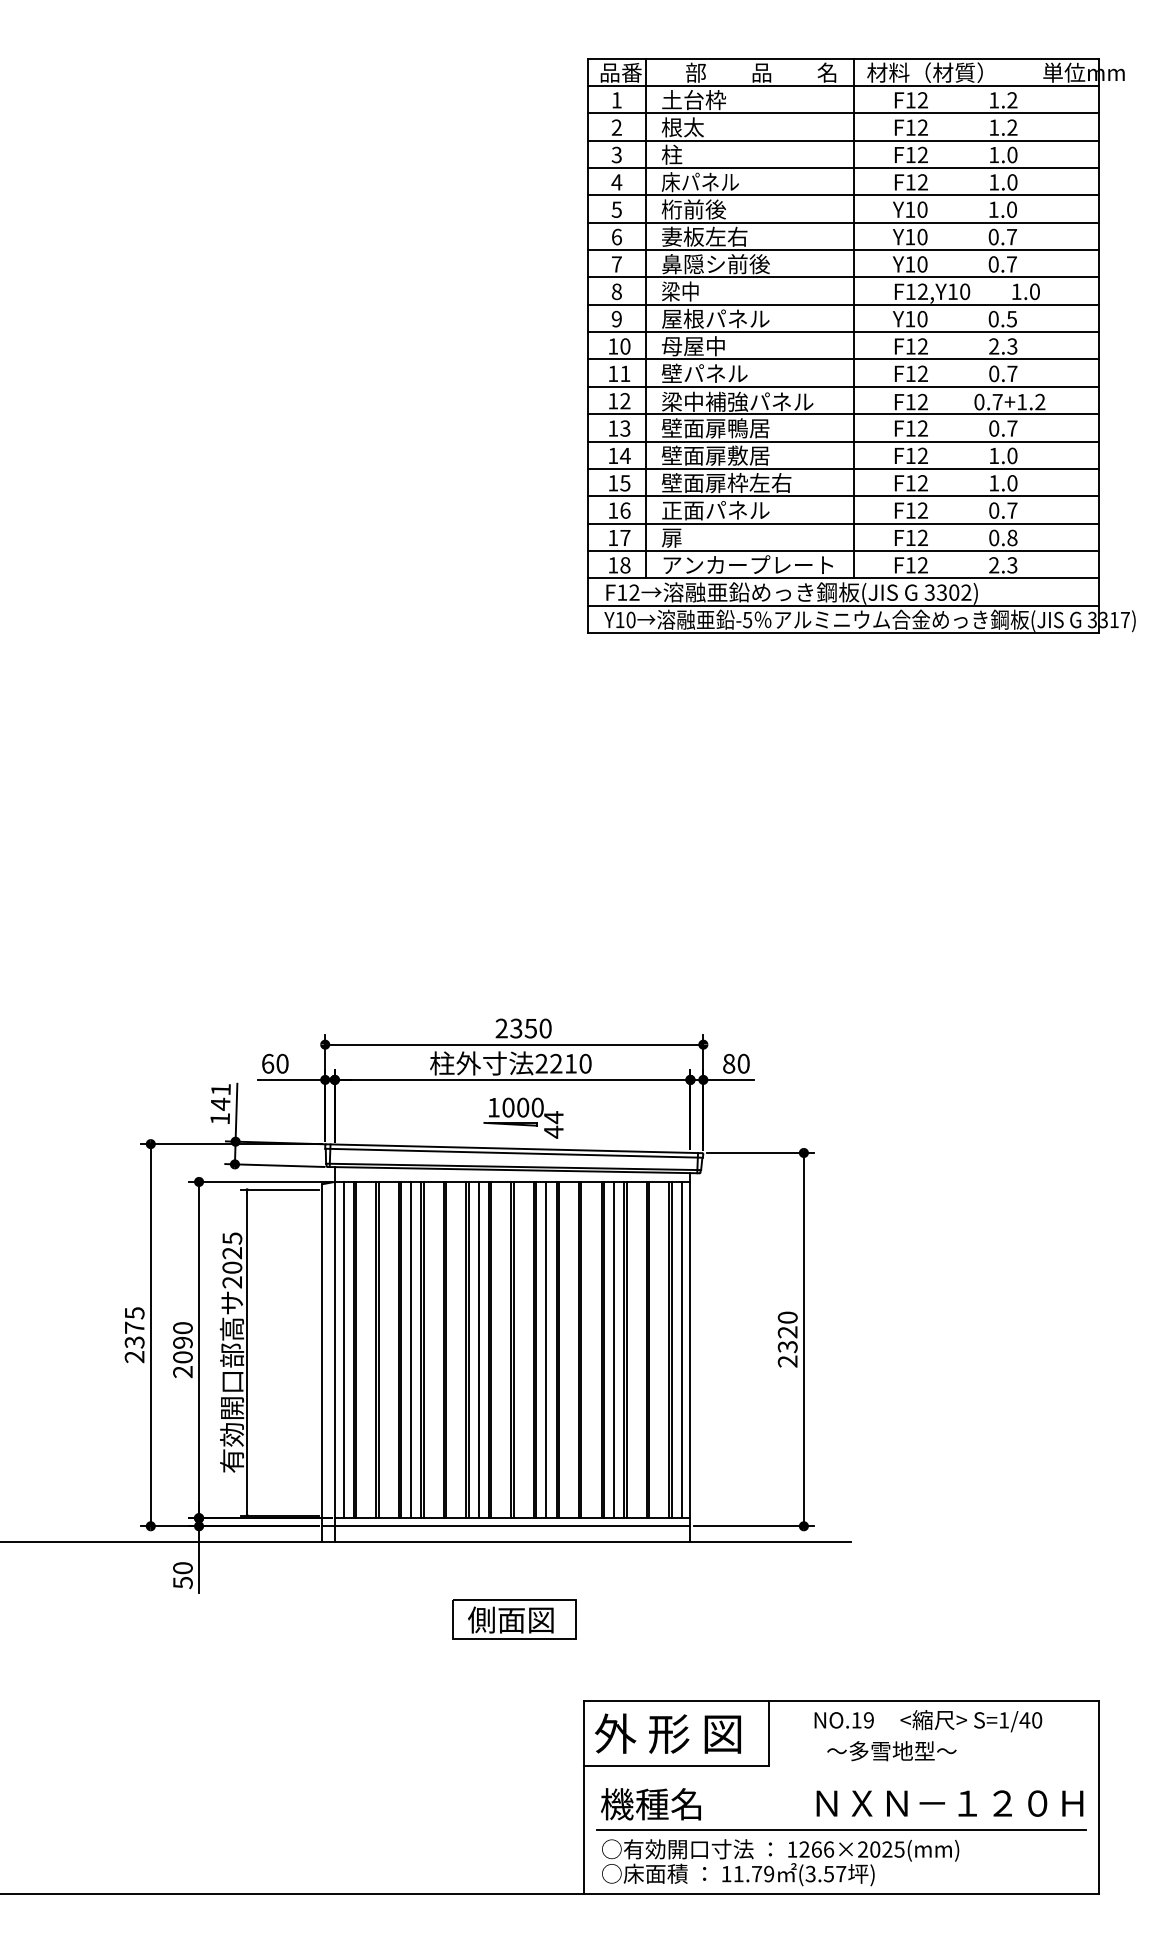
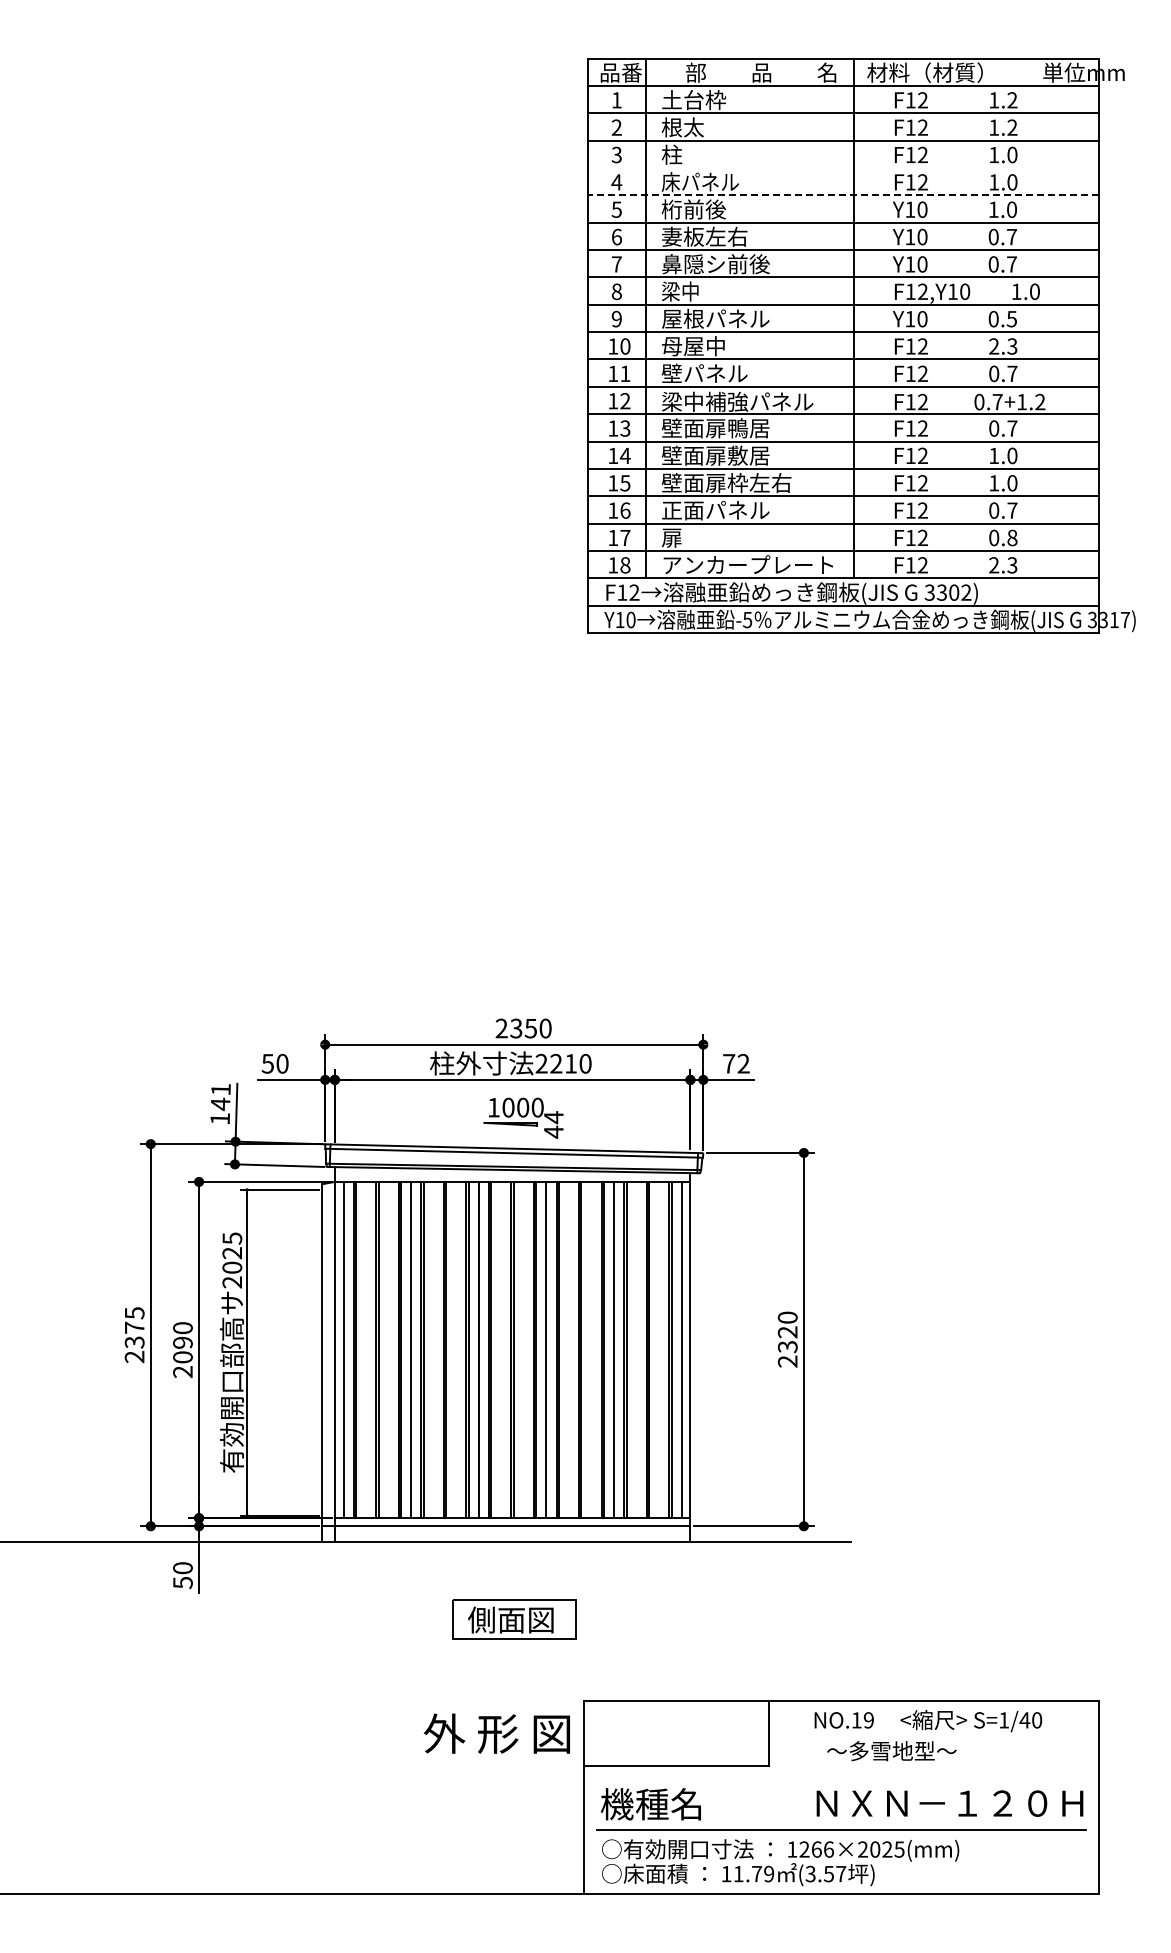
line: present -> none (843, 168)
line: solid -> dashed (843, 195)
text: 60 -> 50 (267, 1063)
text: 80 -> 72 (736, 1063)
text position: (667, 1733) -> (496, 1733) (496, 1733)
